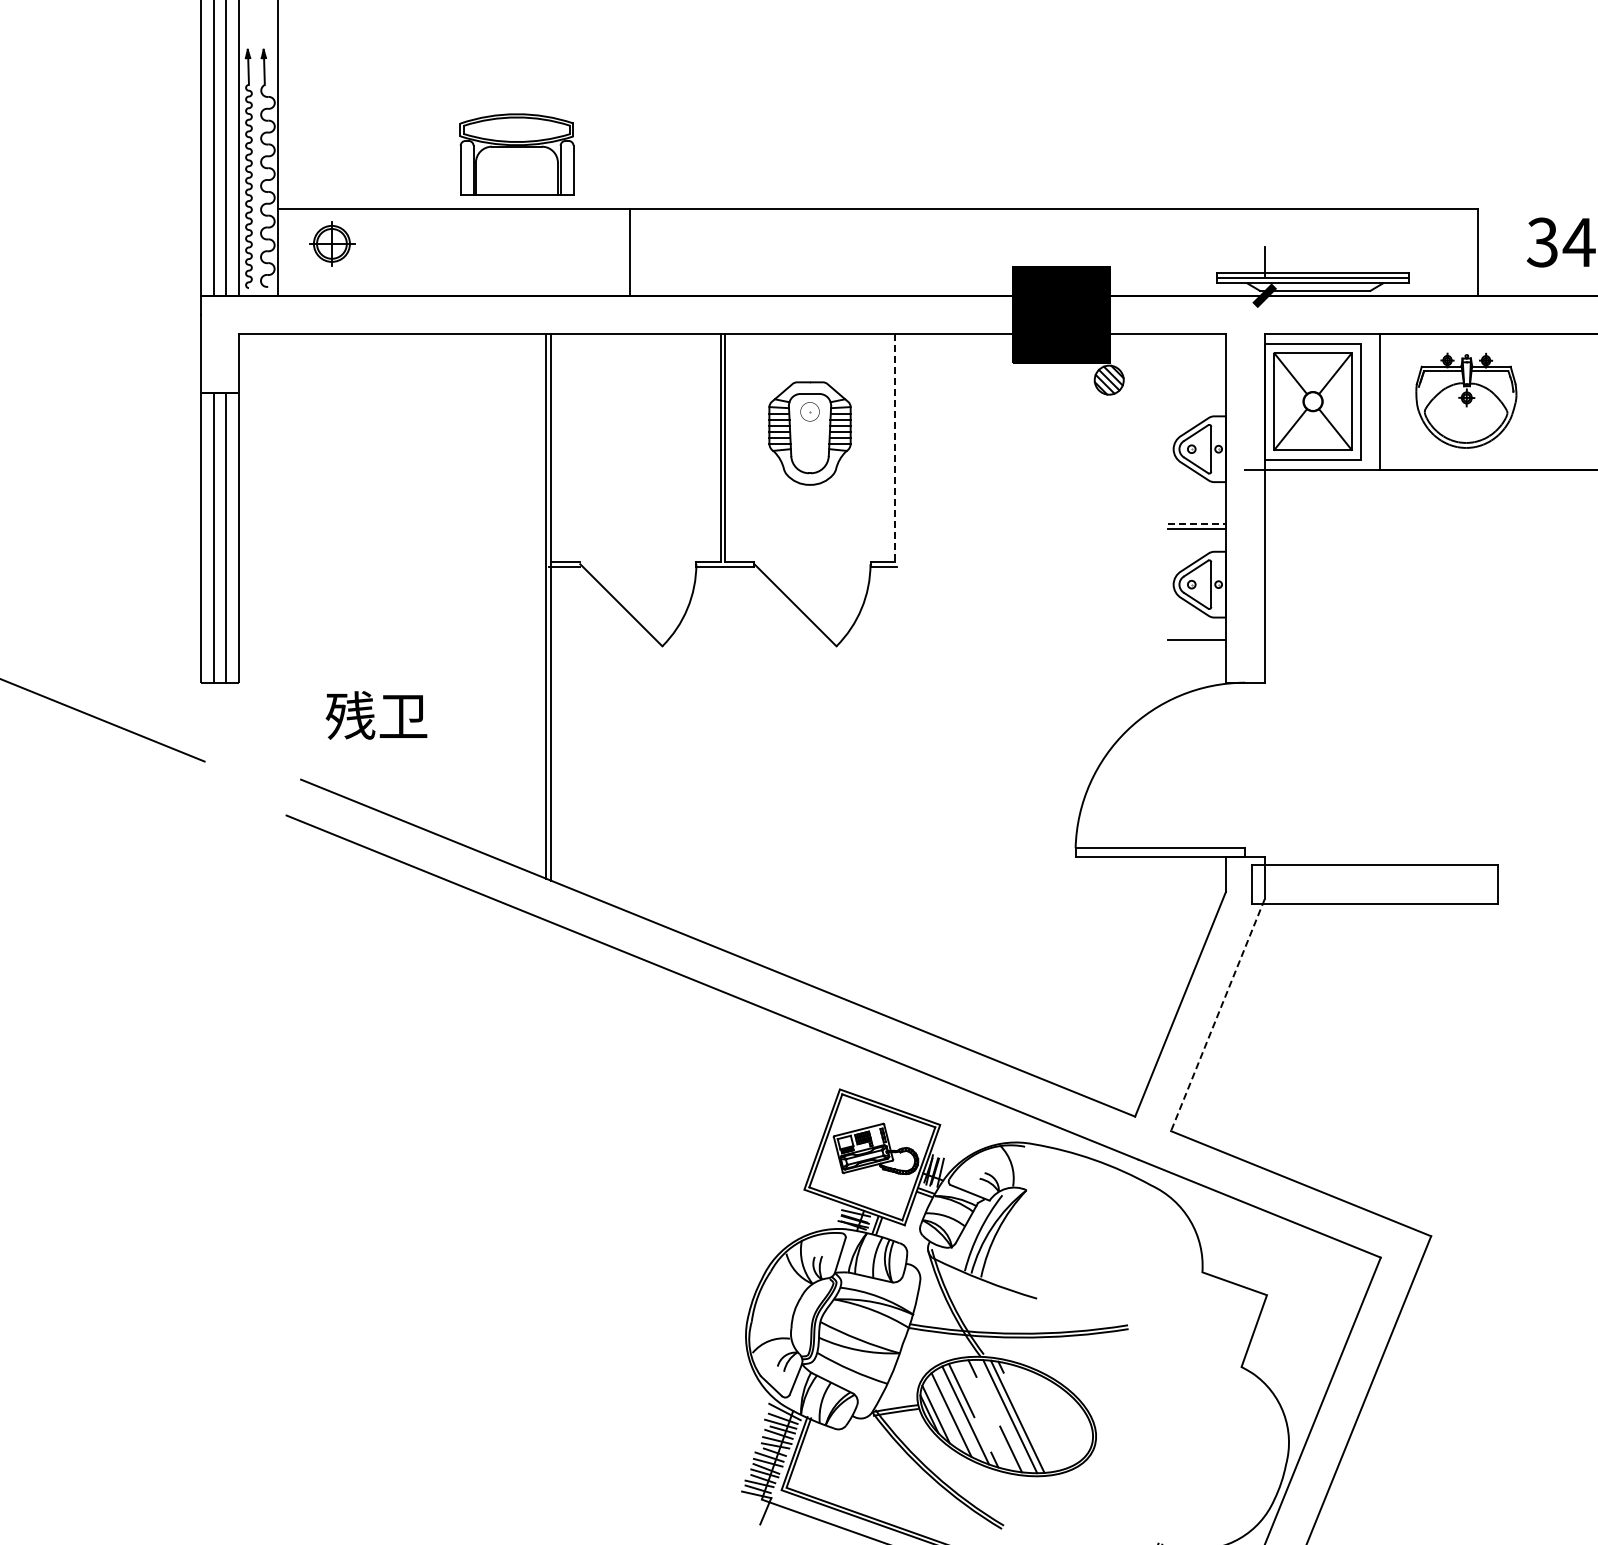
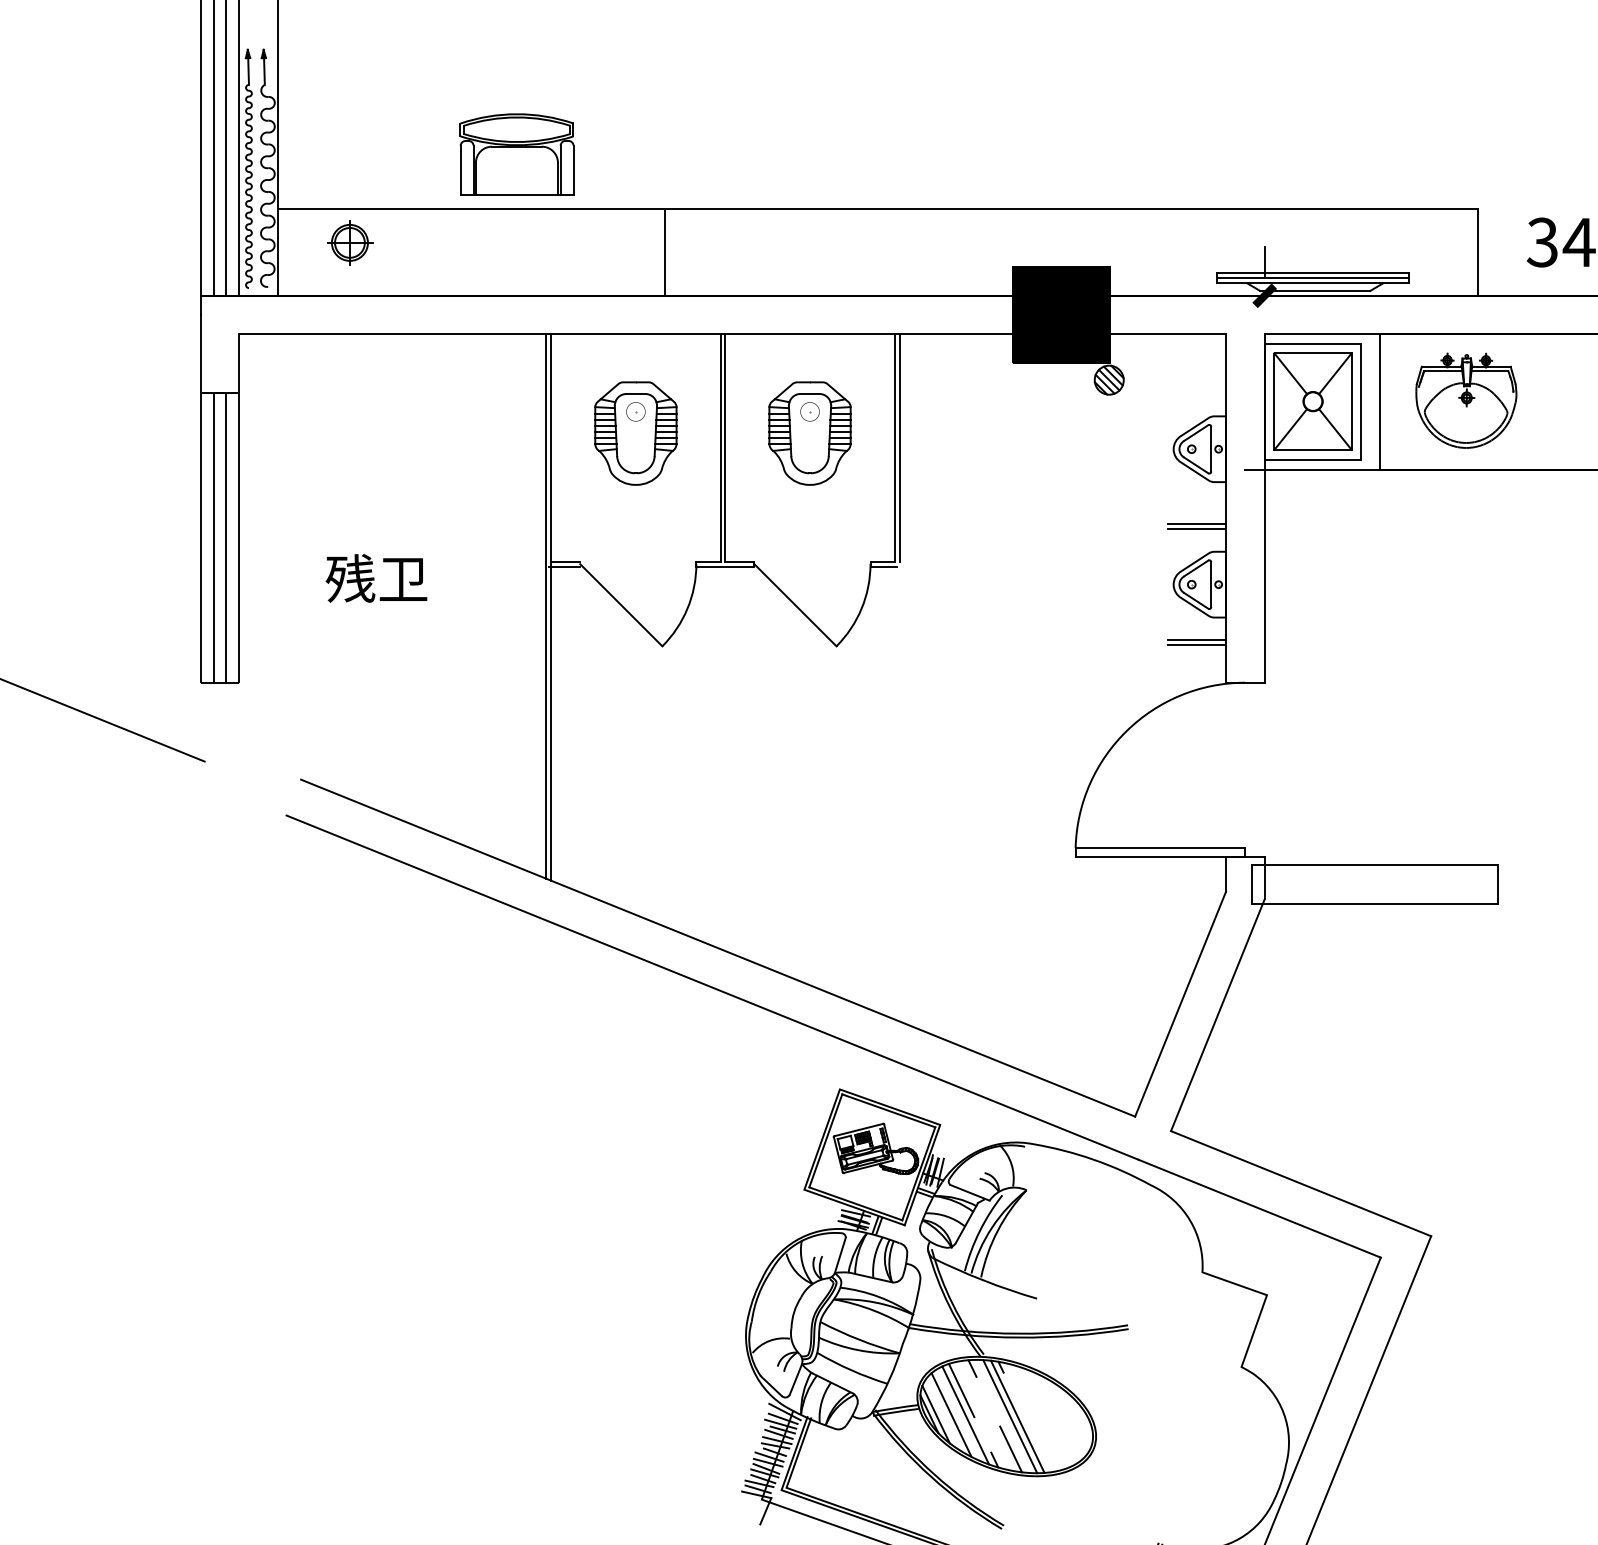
part position: (332, 243) -> (350, 242) (350, 242)
line position: (629, 251) -> (664, 251) (664, 251)
part: none -> present (635, 433)
line: none -> present (899, 447)
line: dashed -> solid (894, 448)
line: dashed -> solid (1197, 524)
line: none -> present (1196, 645)
text position: (376, 715) -> (376, 578) (376, 578)
line: dashed -> solid (1217, 1015)
